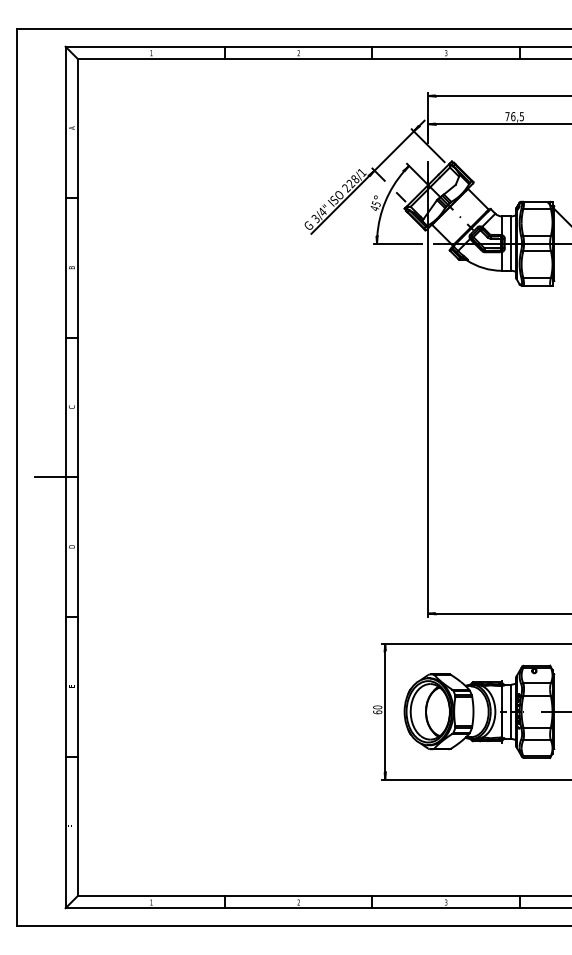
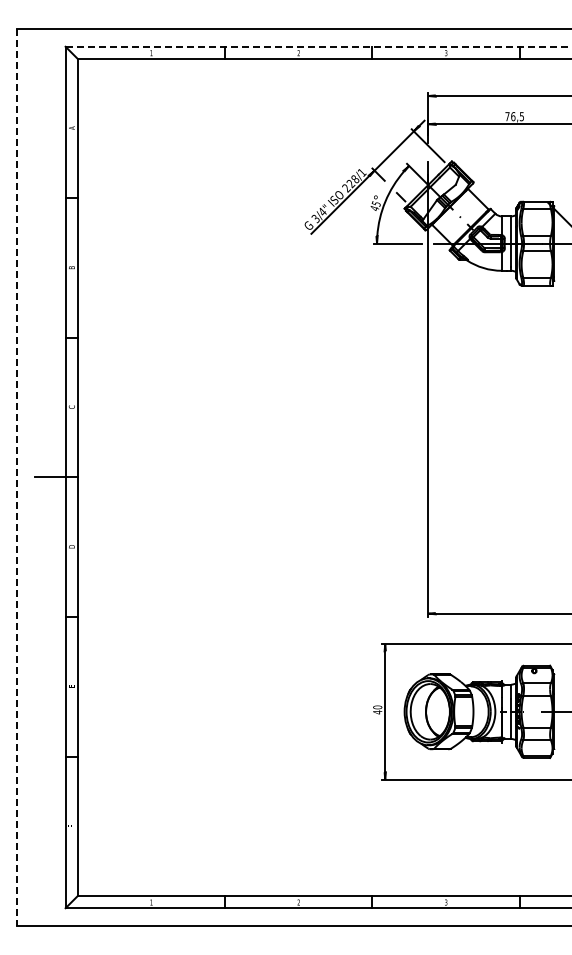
line: solid -> dashed (318, 46)
line: solid -> dashed (17, 477)
text: 60 -> 40 (377, 712)
